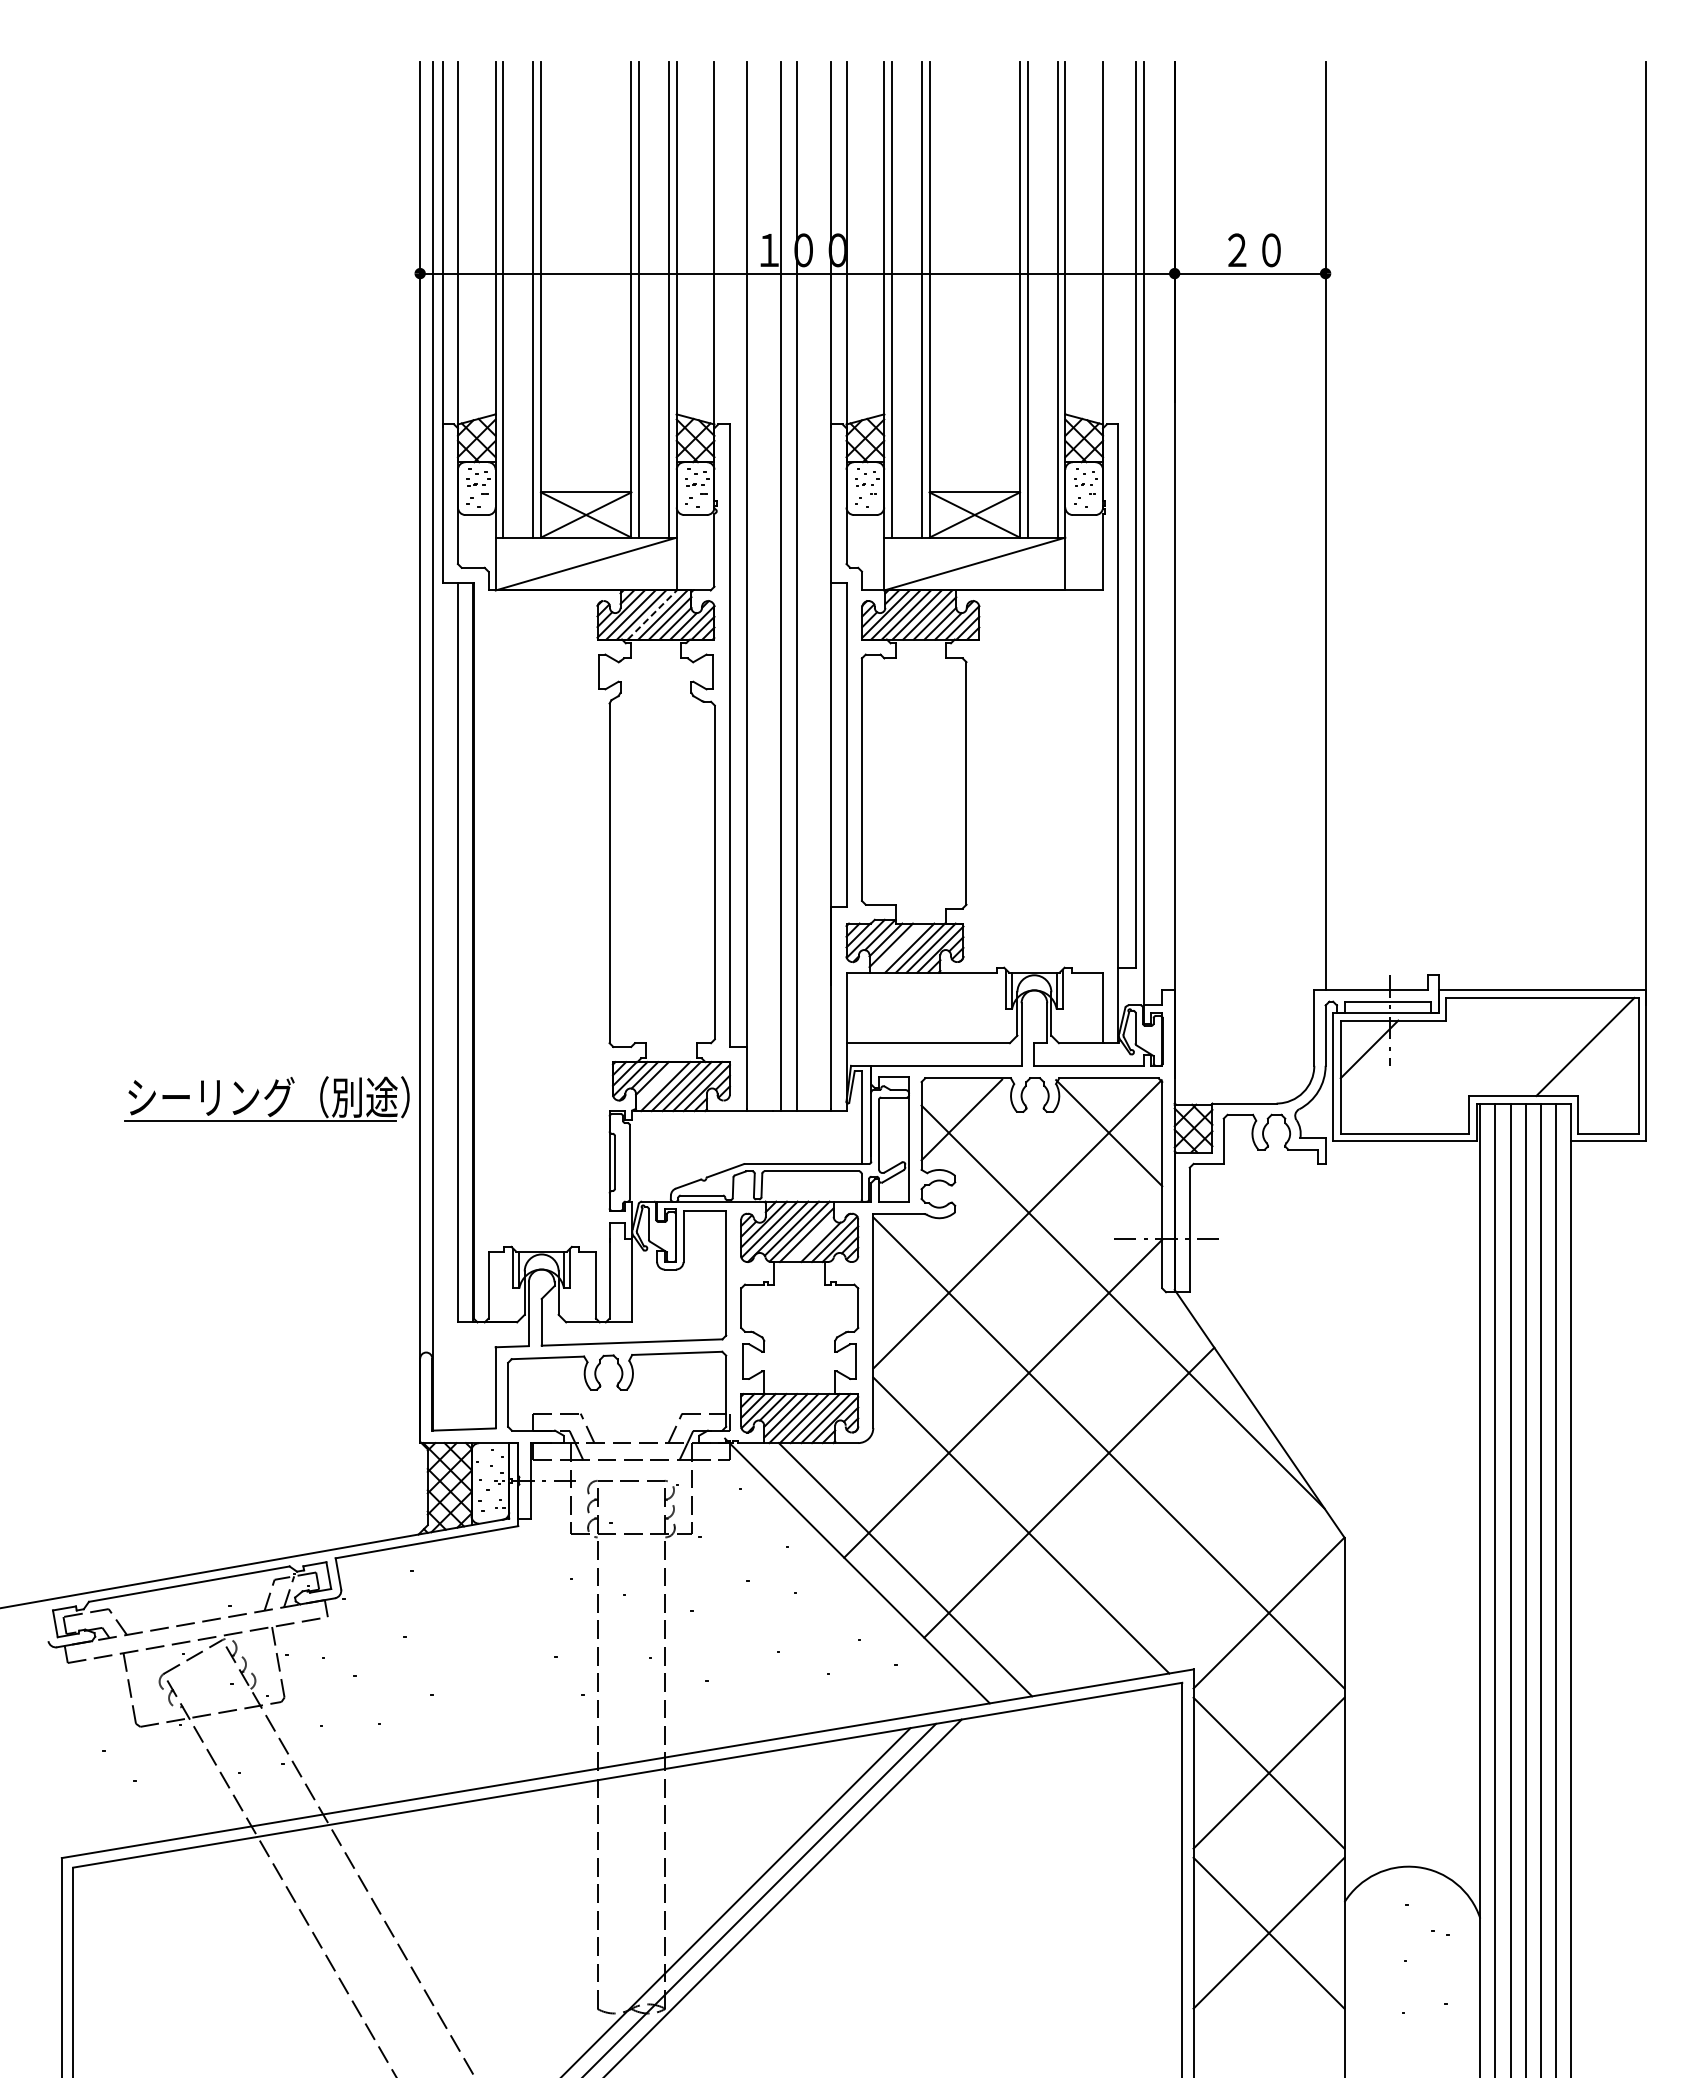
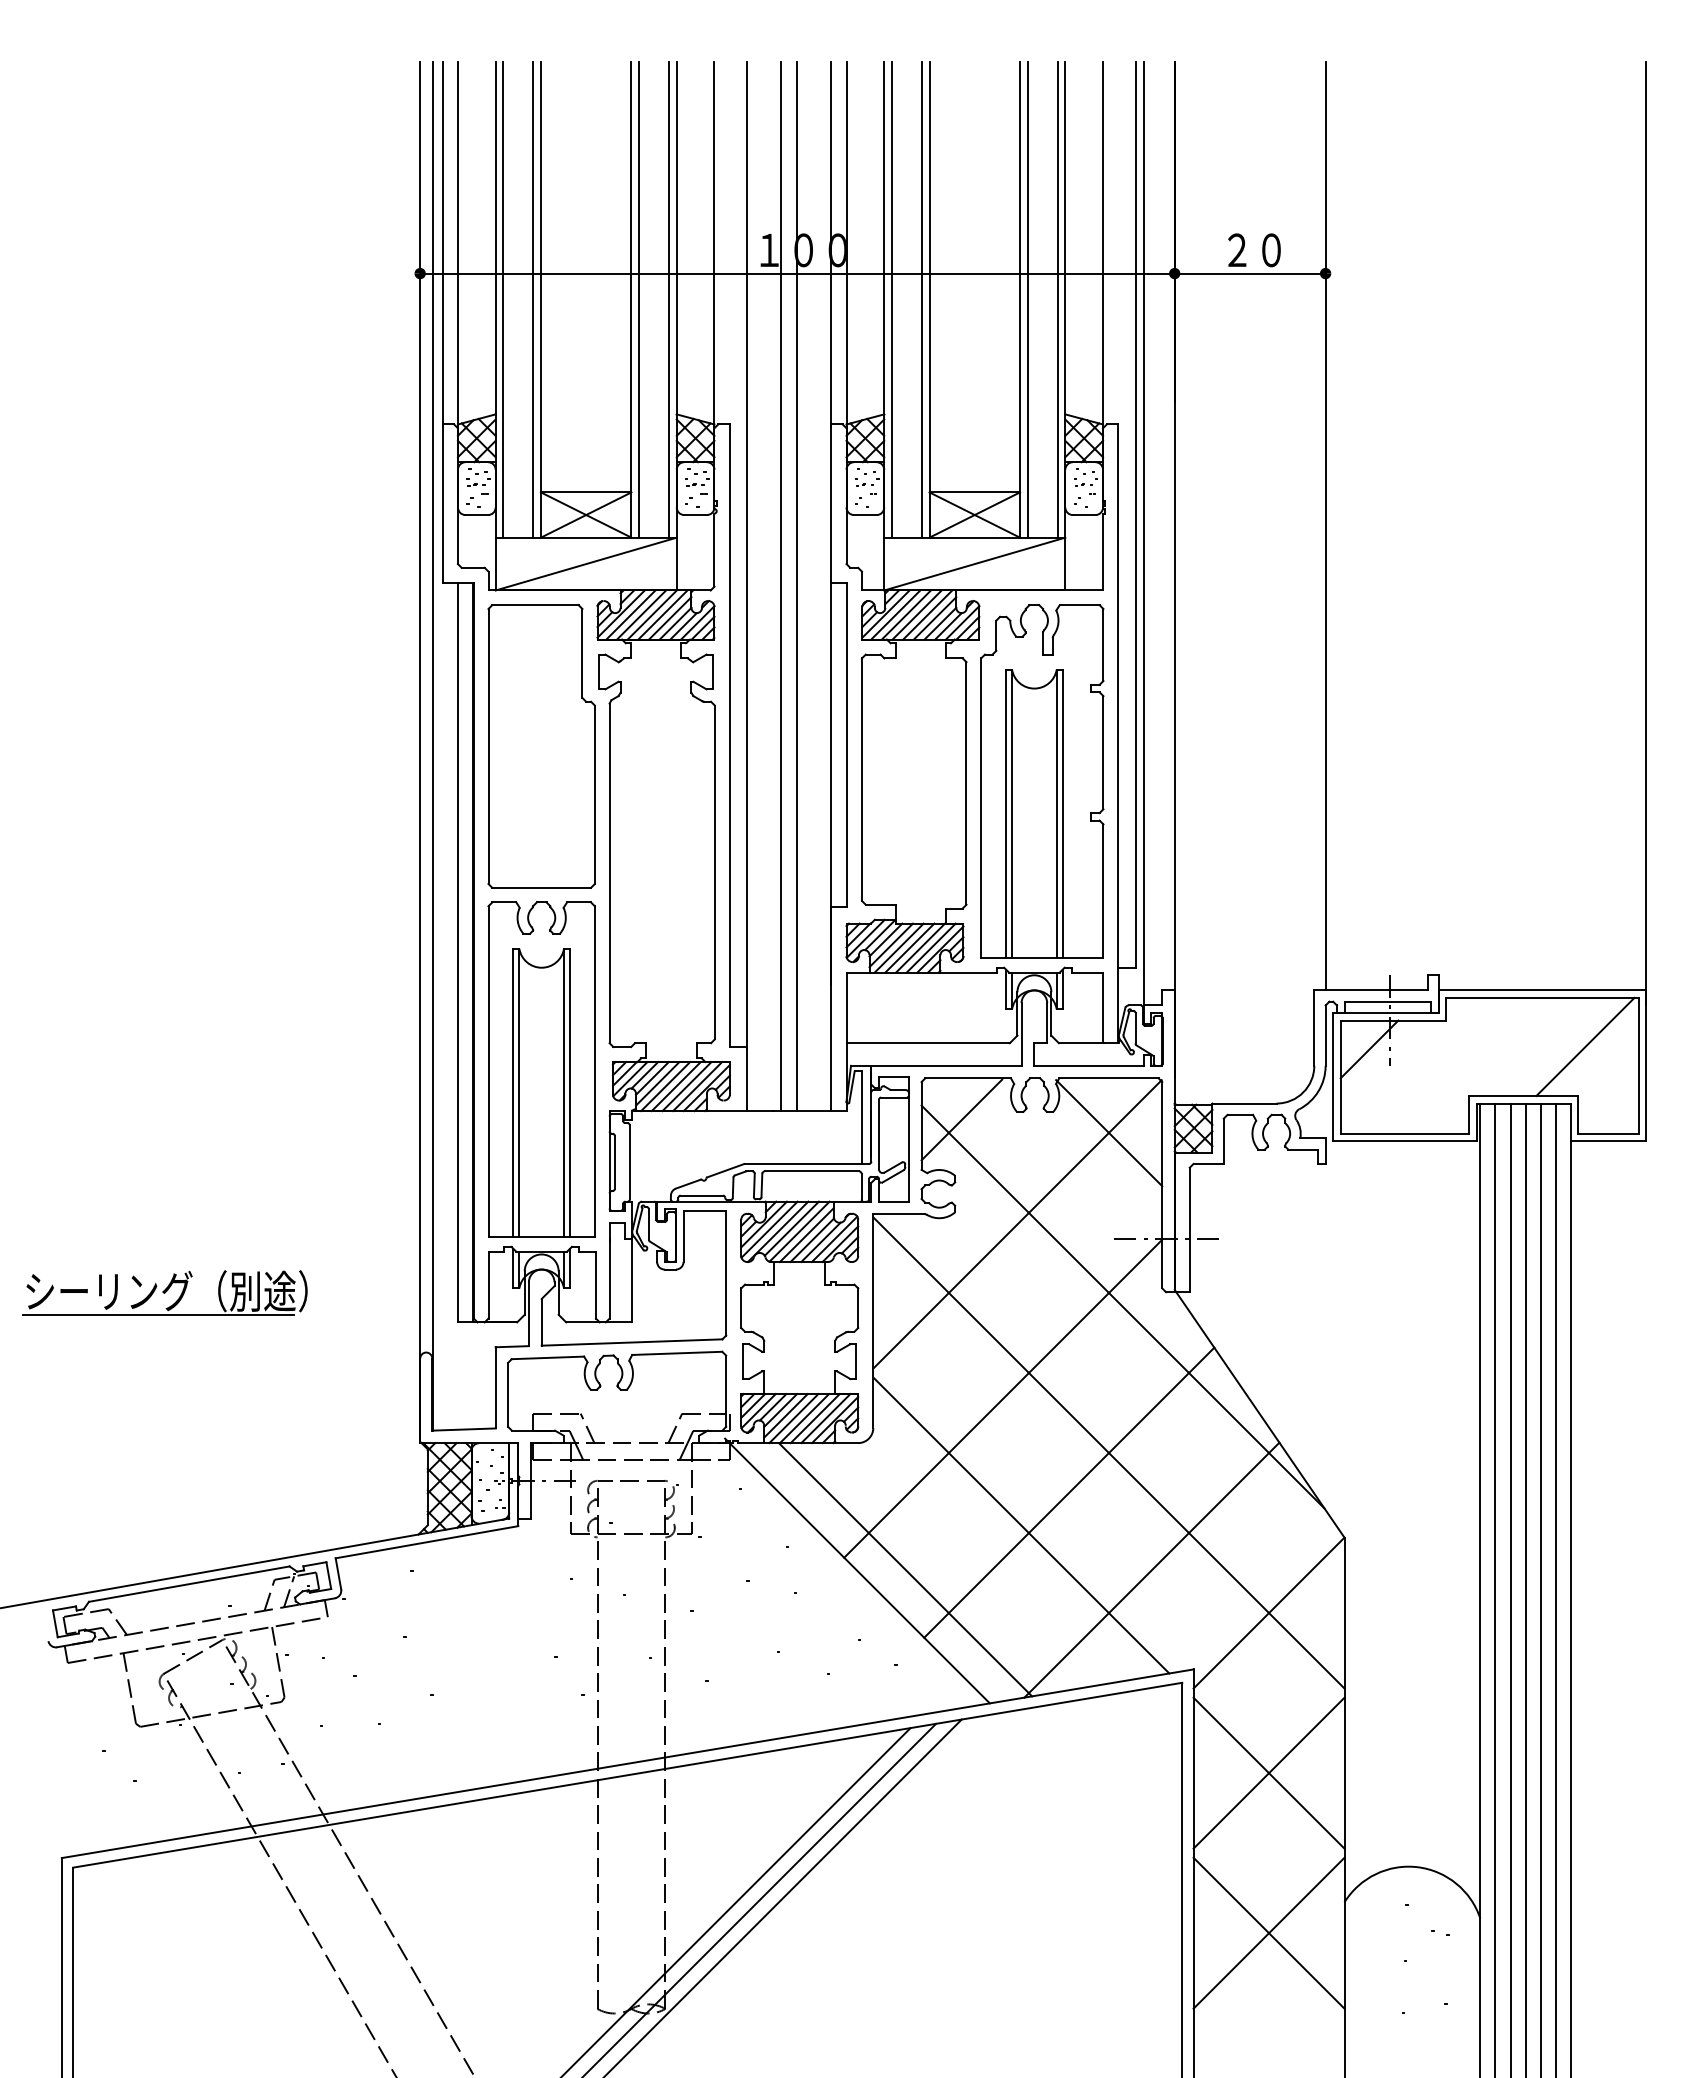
line: dashed -> solid (652, 615)
part: none -> present (541, 746)
part: none -> present (1042, 781)
line: none -> present (898, 947)
part: none -> present (541, 1069)
line: none -> present (657, 1083)
part position: (266, 1098) -> (164, 1292) (164, 1292)
line: none -> present (811, 1240)
line: none -> present (1151, 1569)
